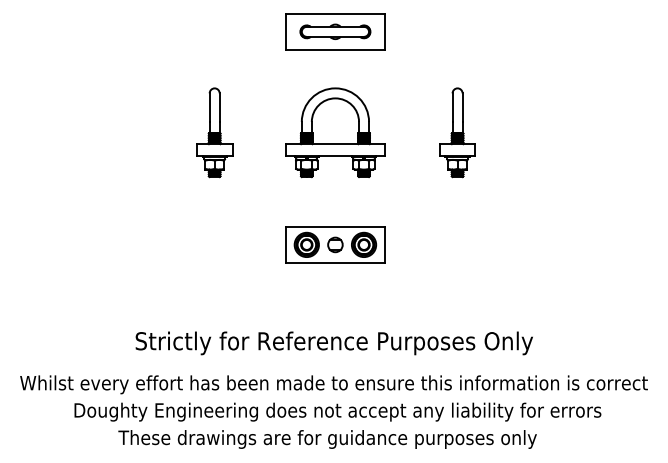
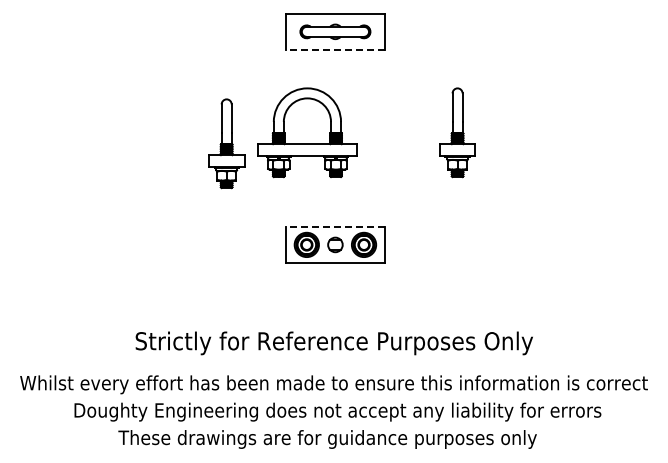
line: solid -> dashed (334, 49)
part position: (214, 132) -> (226, 143) (226, 143)
part position: (335, 132) -> (307, 132) (307, 132)
line: solid -> dashed (334, 227)
